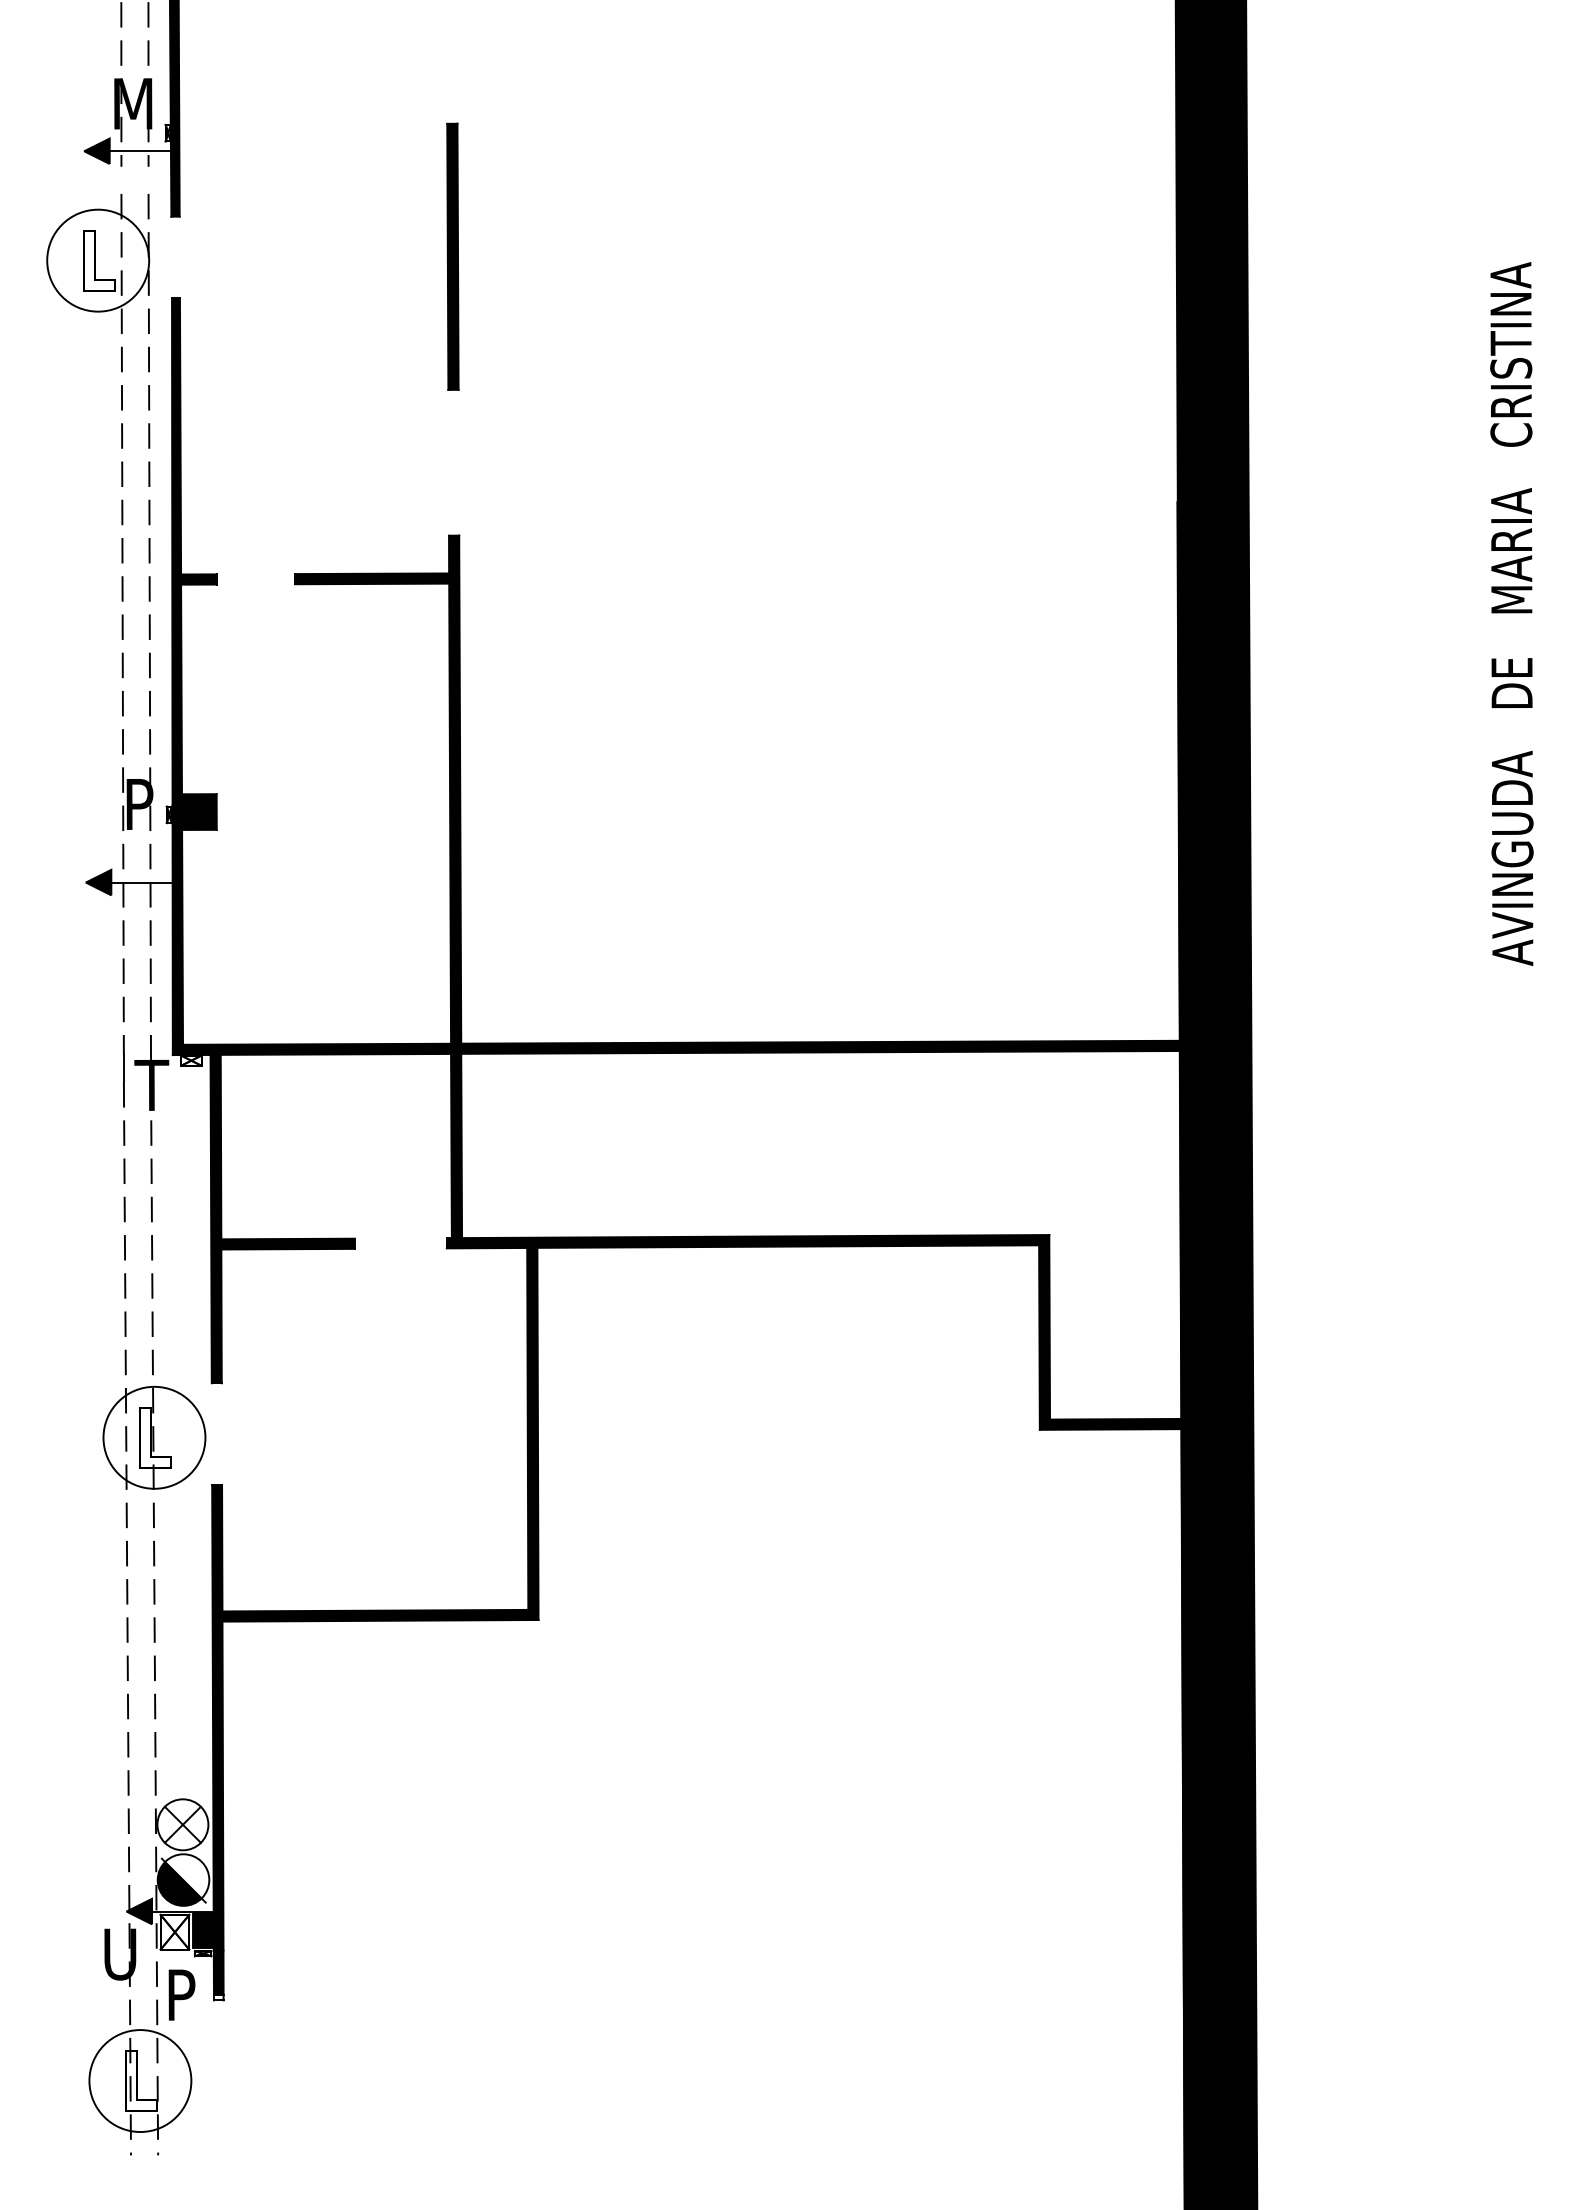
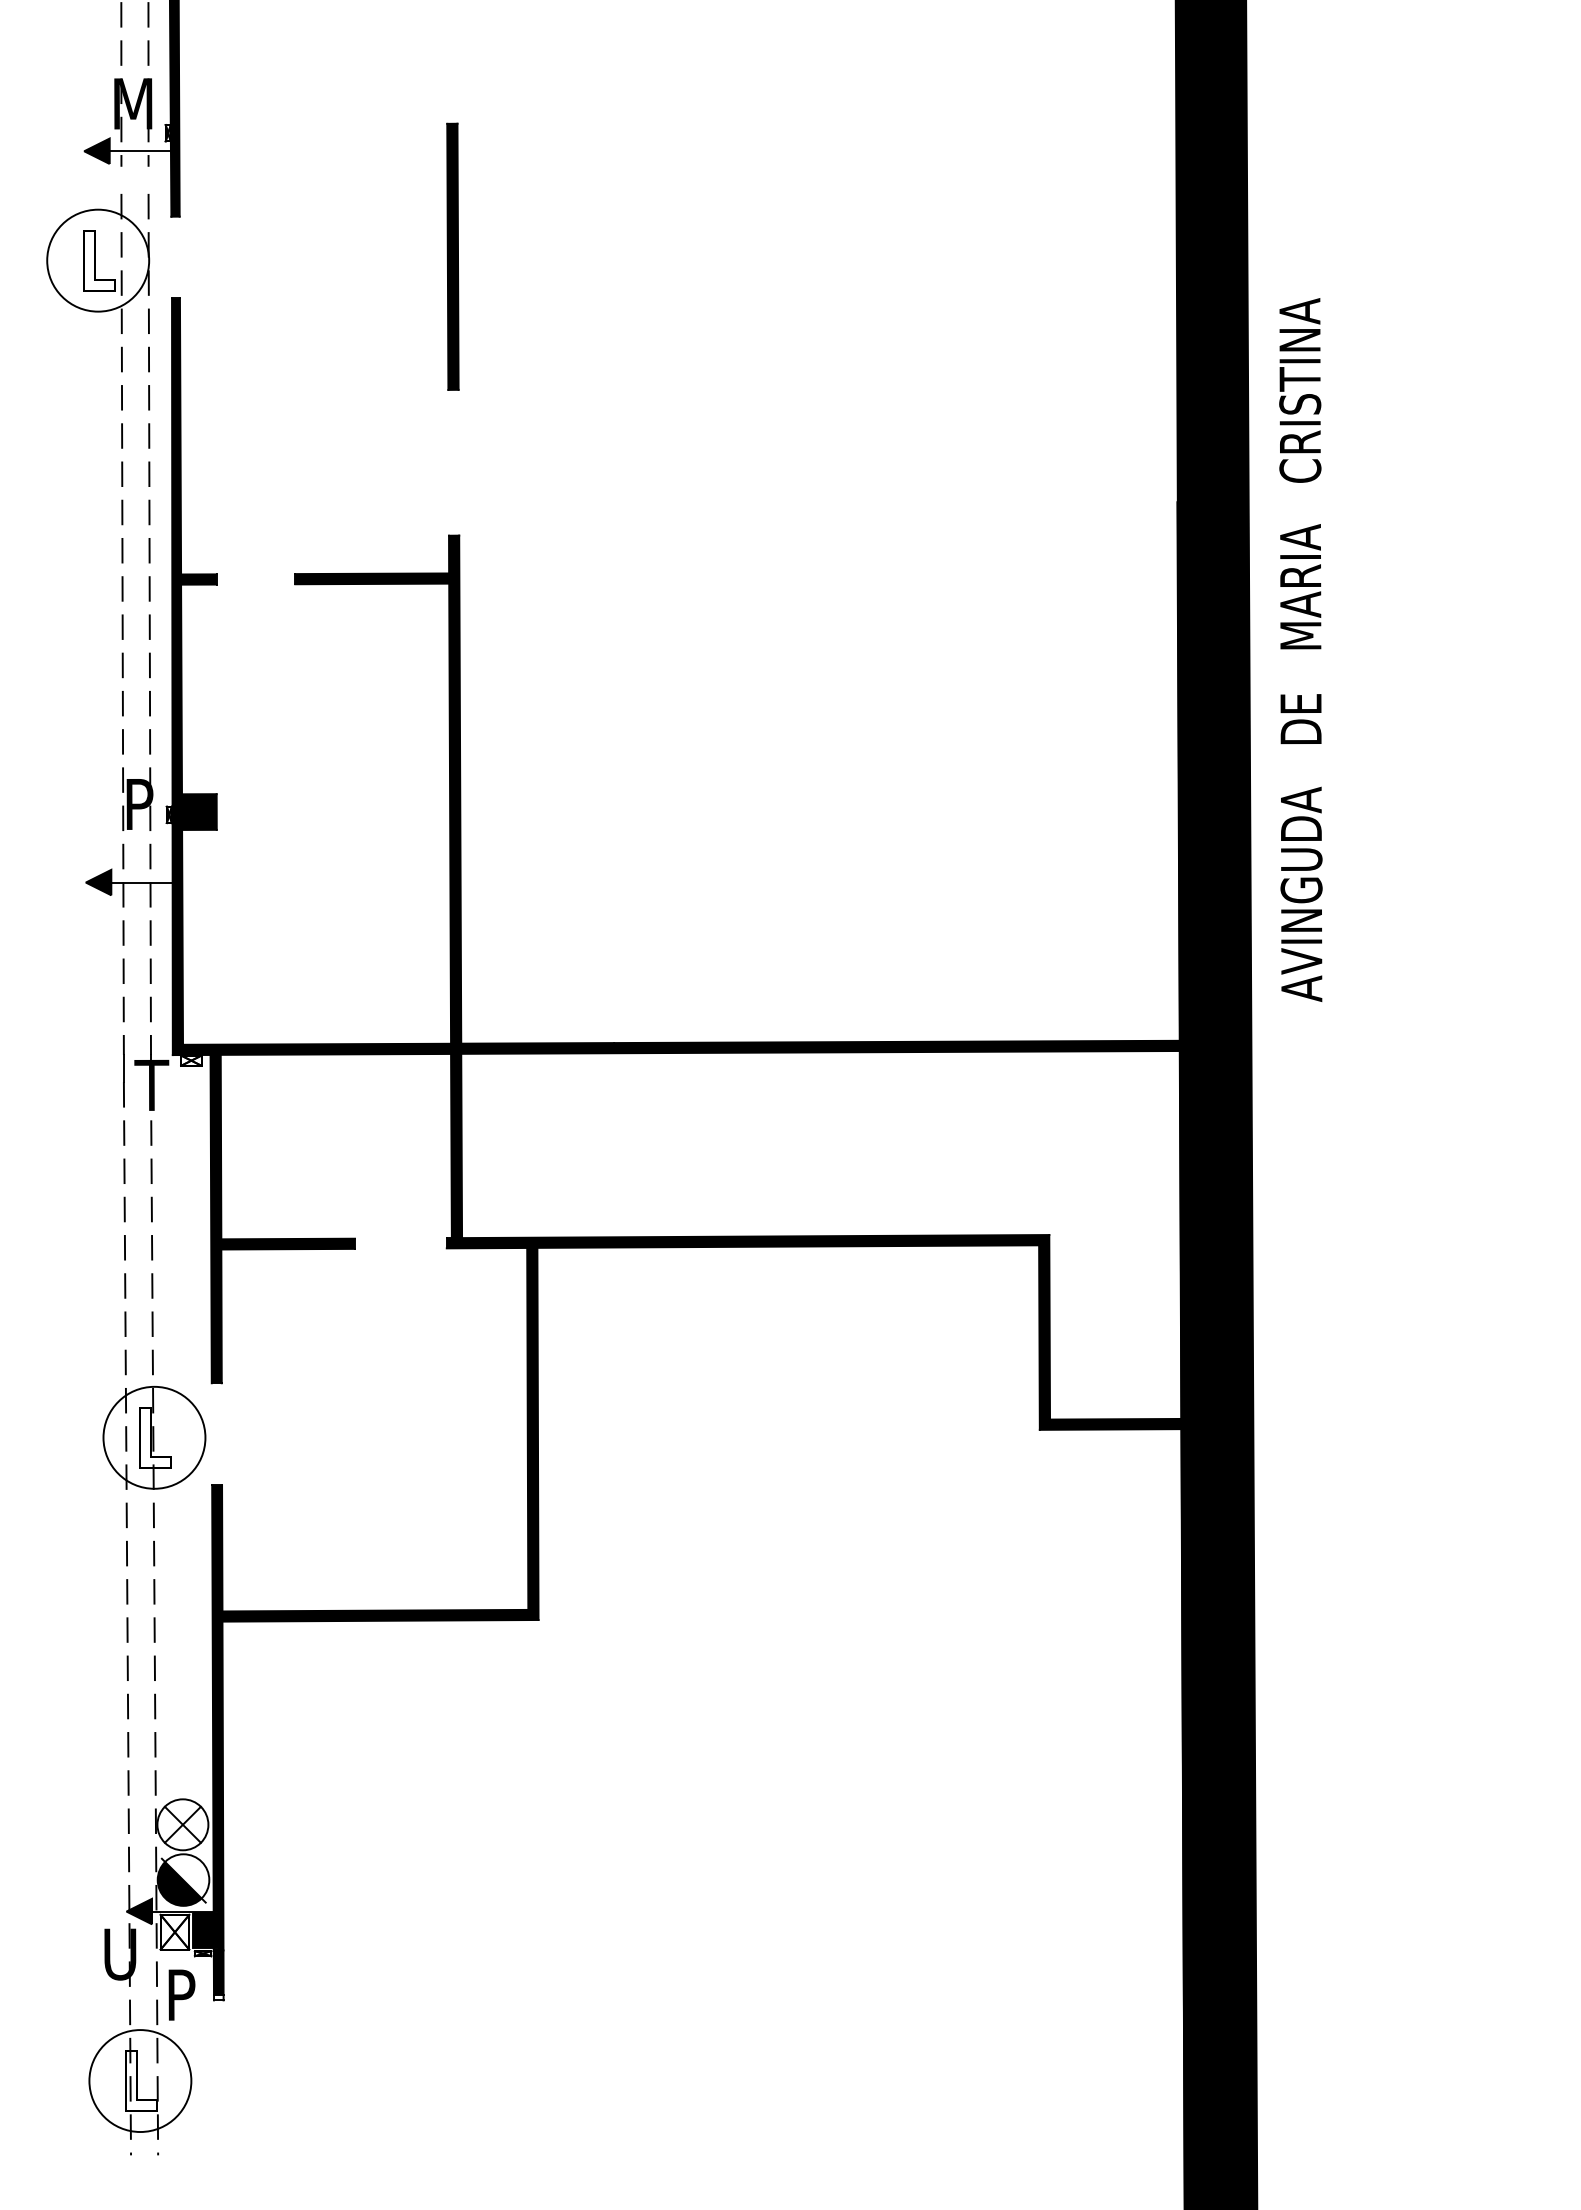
text position: (1511, 613) -> (1300, 649) (1300, 649)
